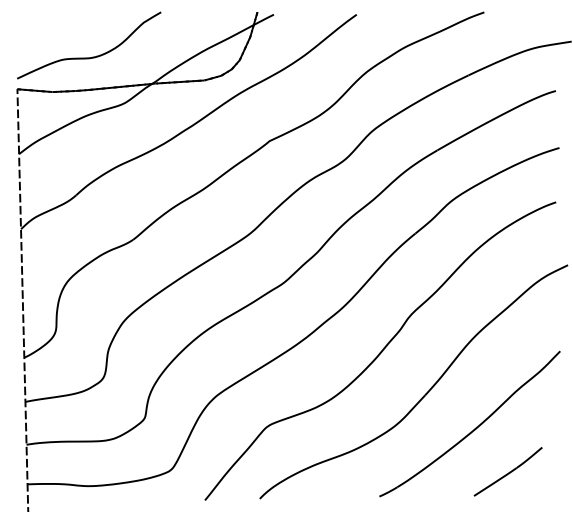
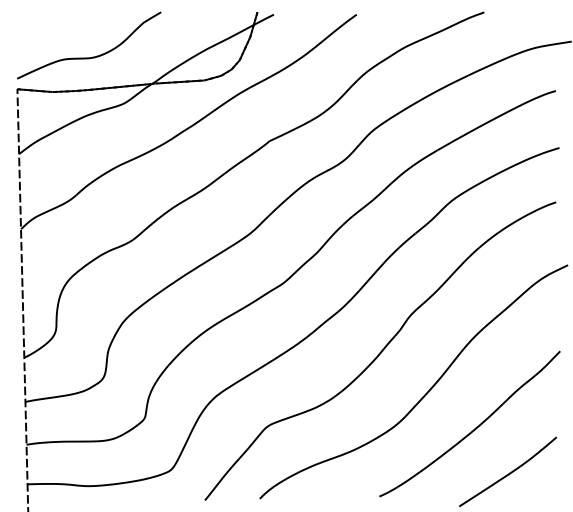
part size: 70x50 px -> 99x71 px (508, 471)
